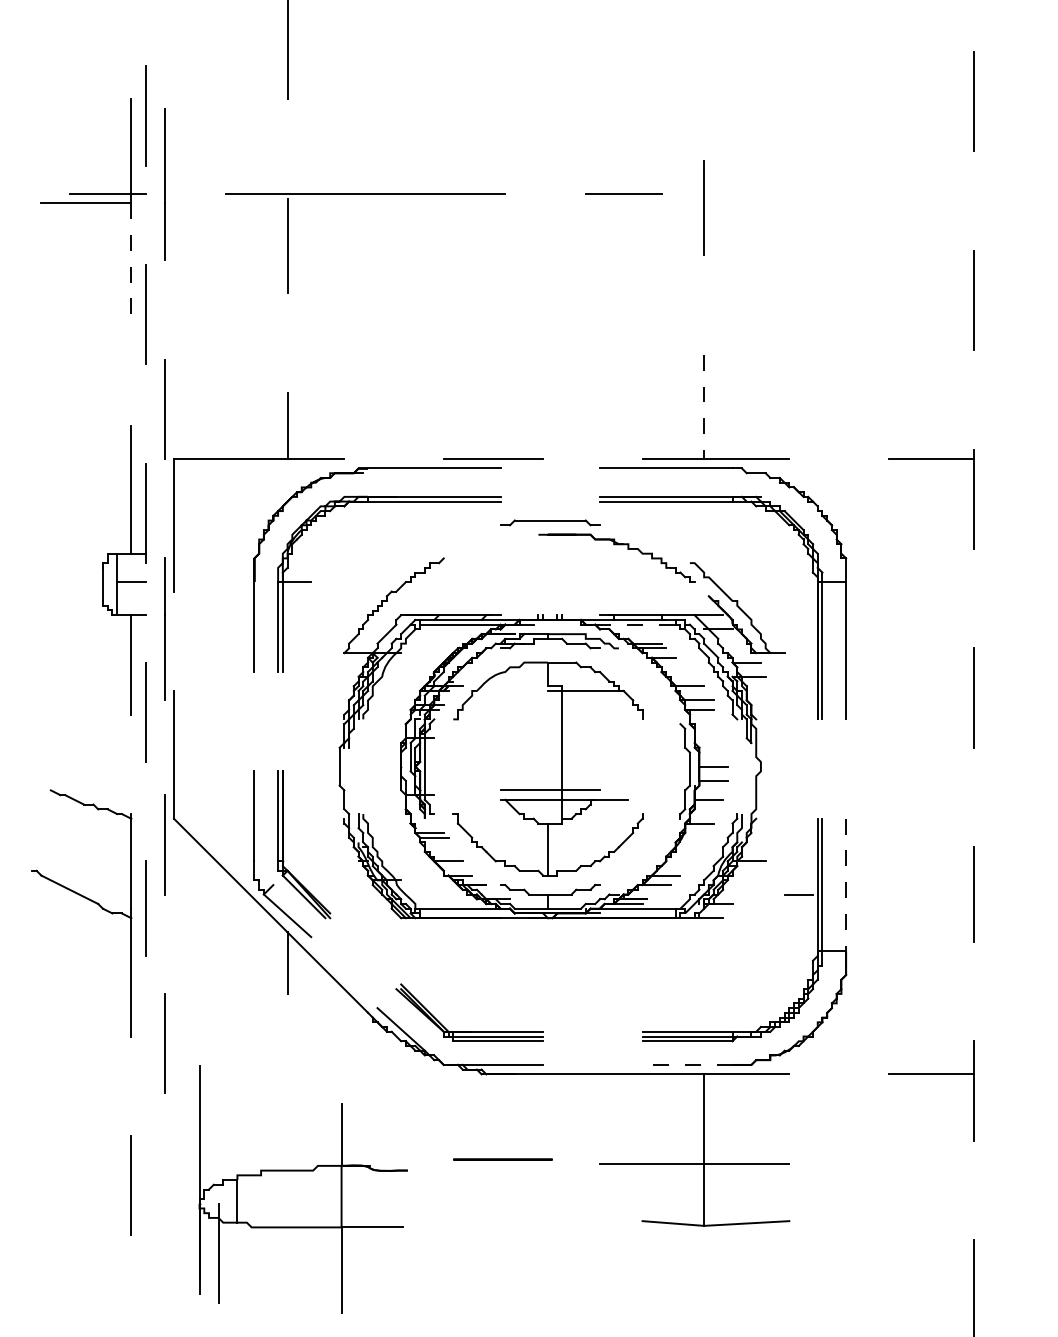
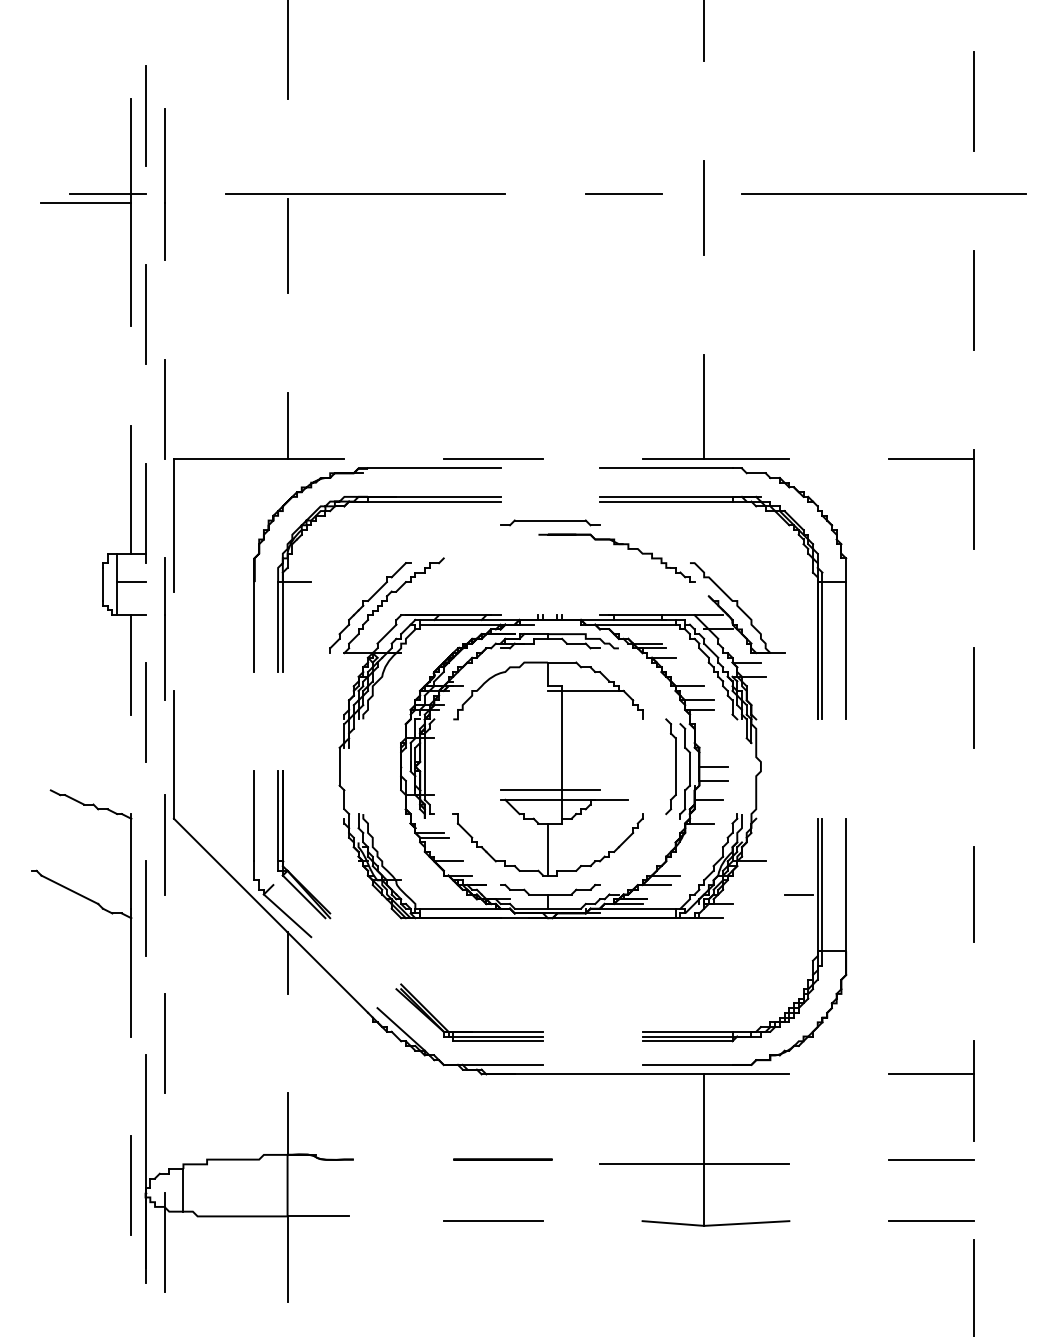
line: none -> present (704, 31)
line: none -> present (883, 193)
line: dashed -> solid (131, 264)
line: dashed -> solid (704, 407)
part: none -> present (368, 601)
line: dashed -> solid (635, 624)
part: none -> present (670, 766)
line: dashed -> solid (846, 885)
line: dashed -> solid (687, 1064)
line: none -> present (930, 1159)
part position: (302, 1189) -> (248, 1178) (248, 1178)
line: none -> present (493, 1220)
line: none -> present (930, 1221)
